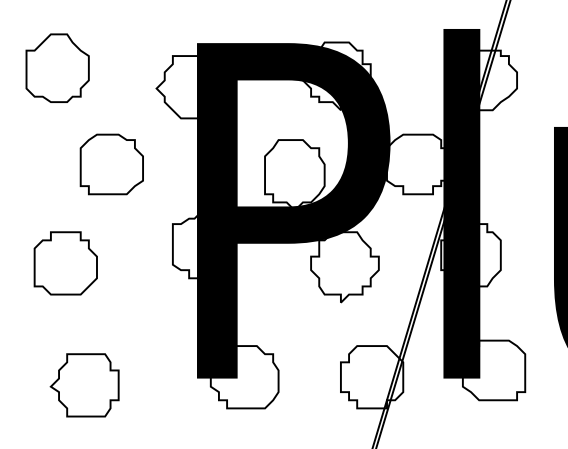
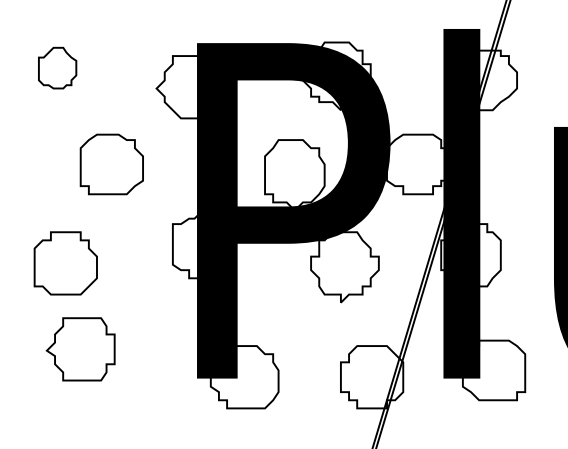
part size: 65x70 px -> 40x44 px (57, 67)
part position: (84, 385) -> (80, 349) (80, 349)
